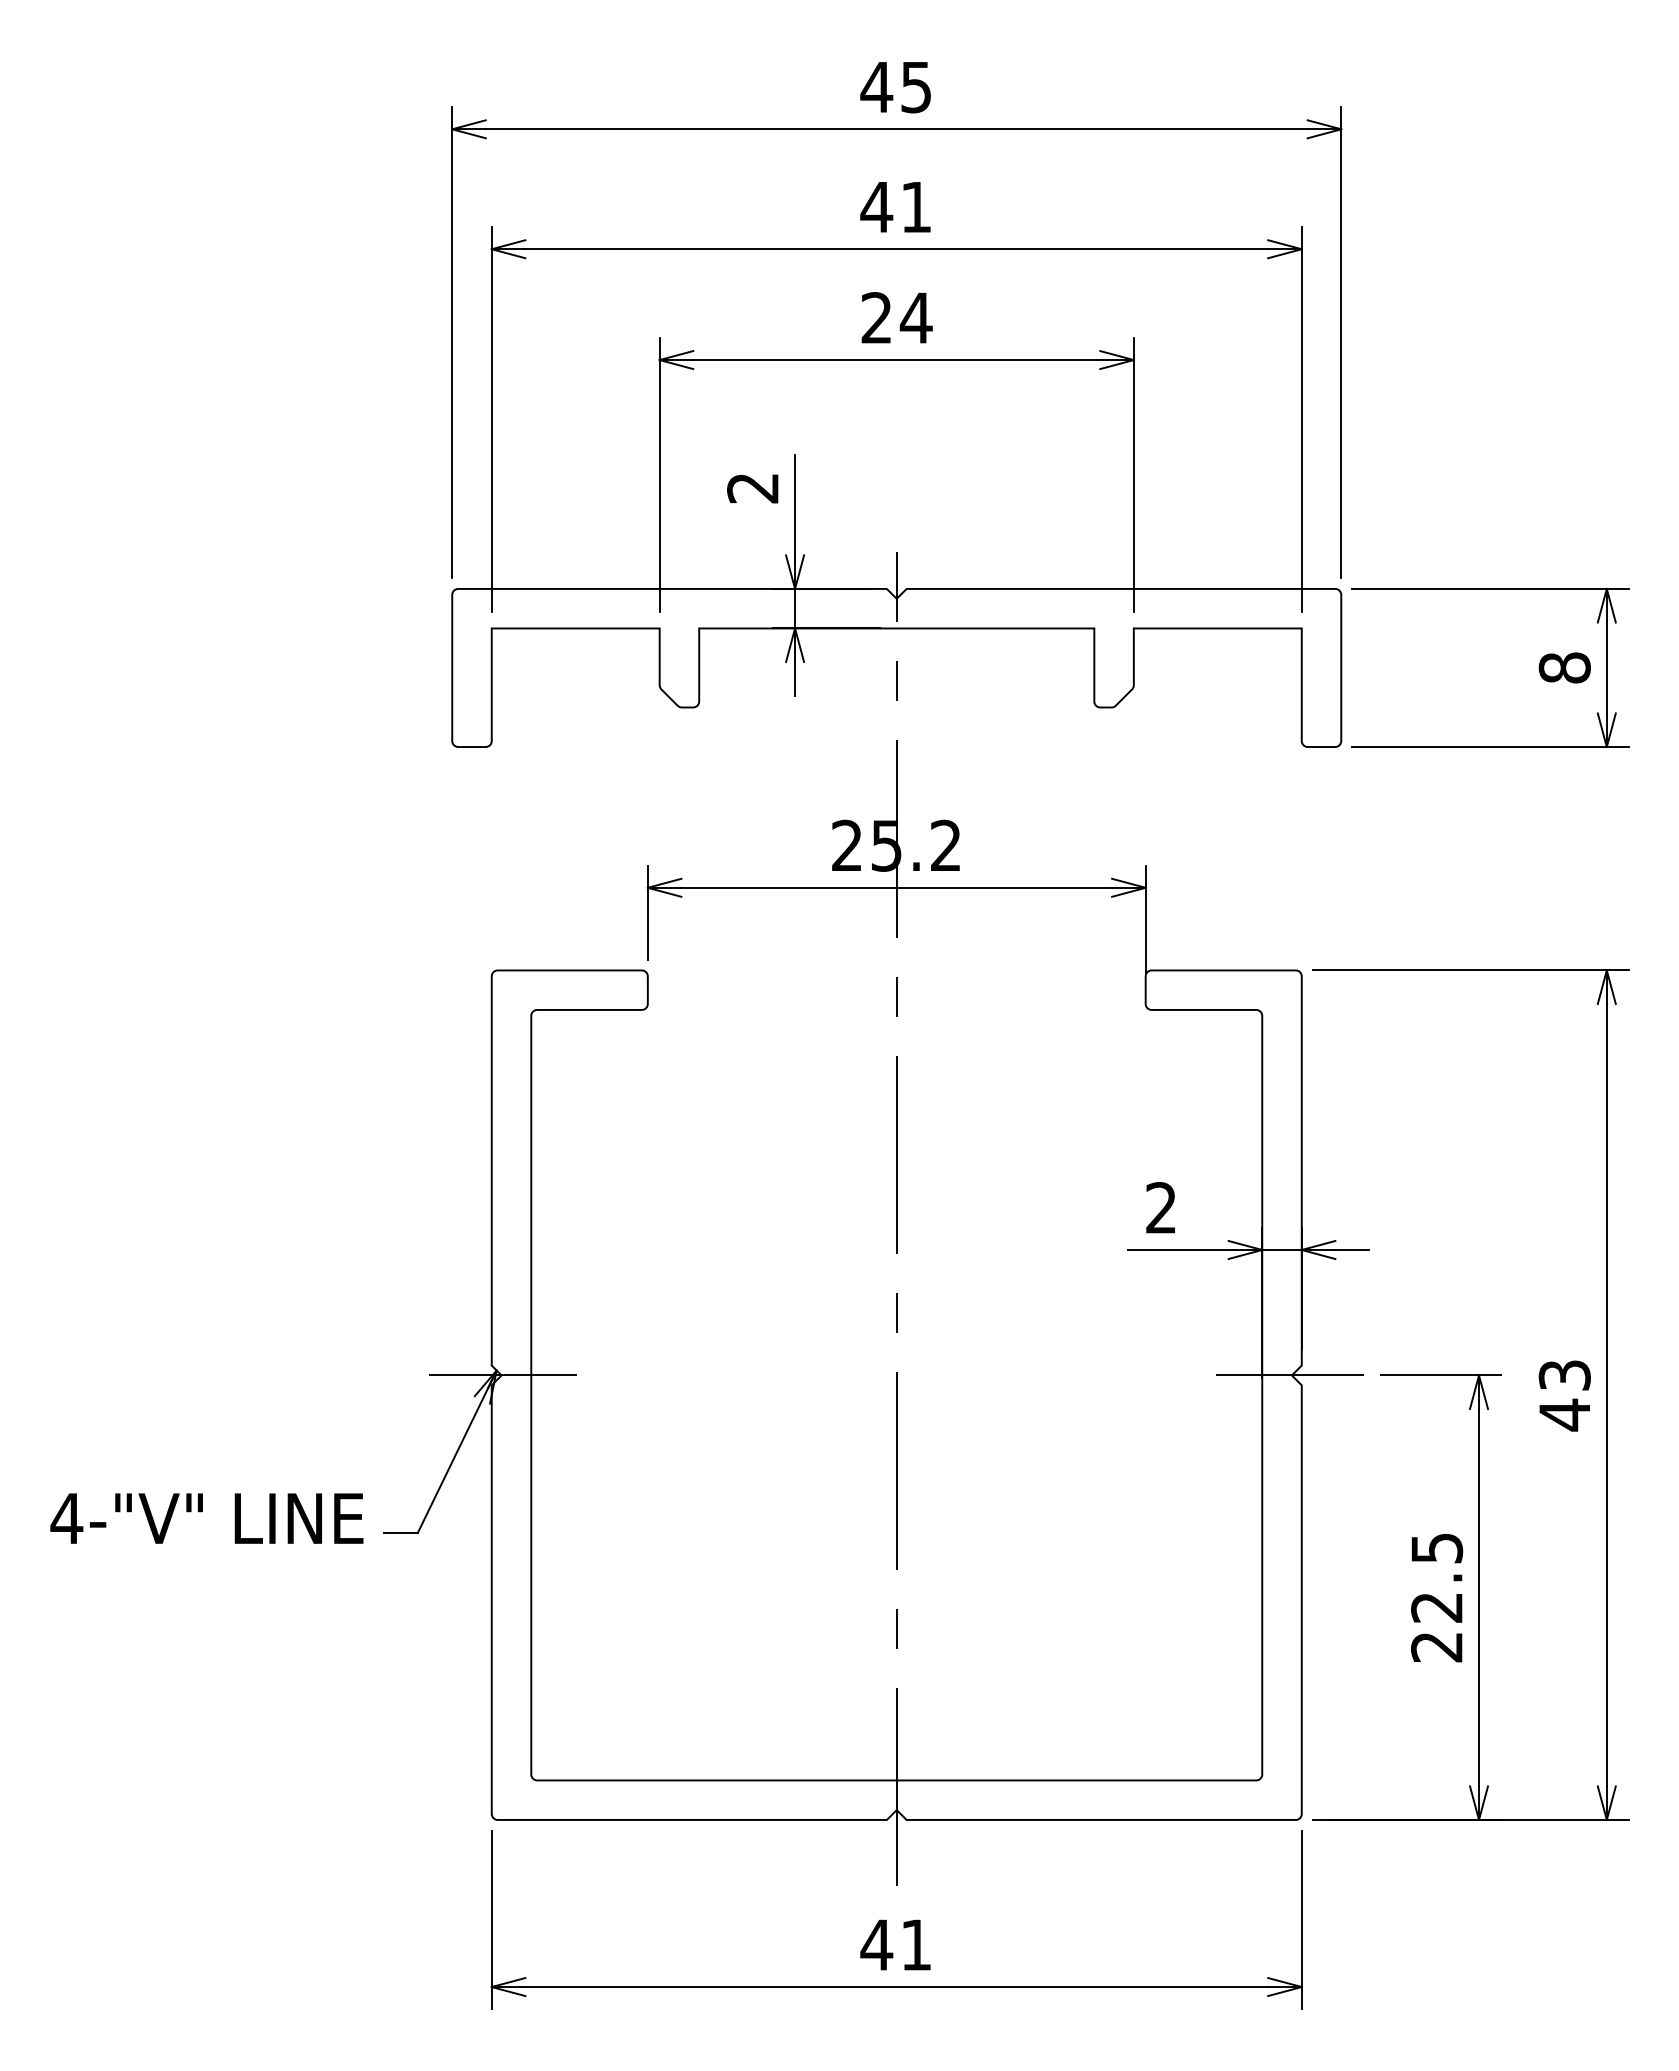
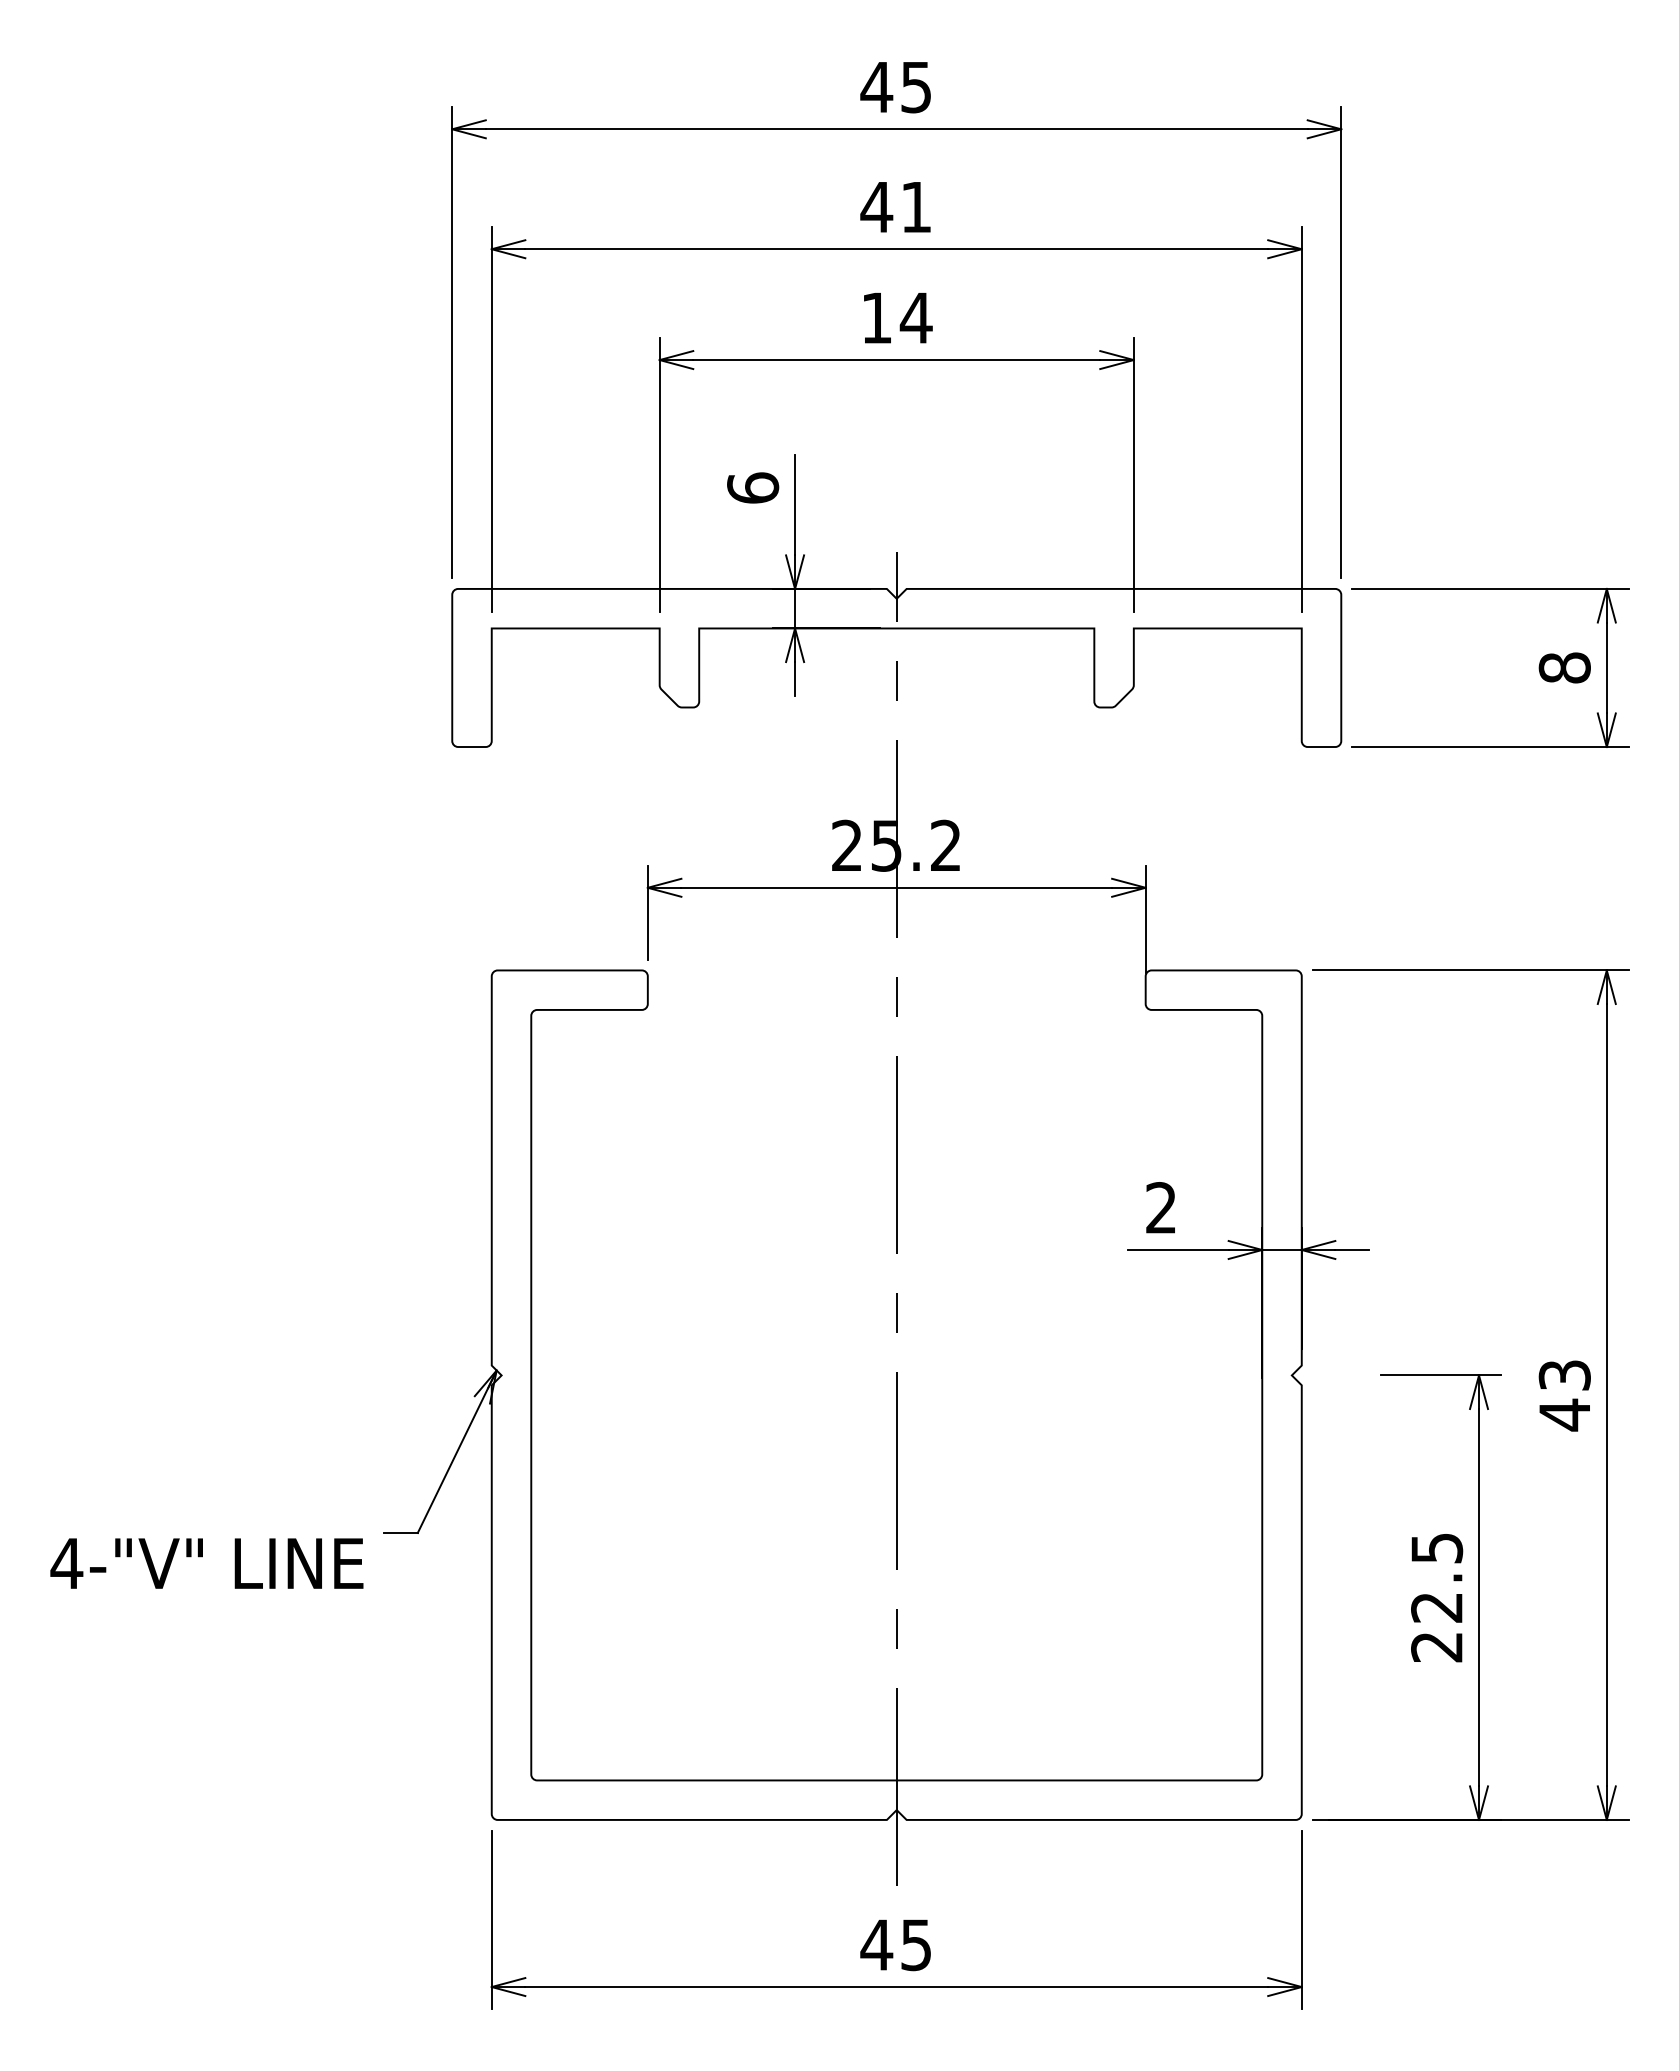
text: 24 -> 14 (875, 317)
text: 2 -> 6 (753, 487)
line: present -> none (503, 1375)
line: present -> none (1290, 1375)
text position: (206, 1518) -> (206, 1563) (206, 1563)
text: 41 -> 45 (915, 1945)
